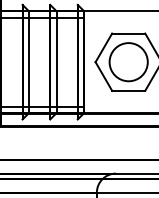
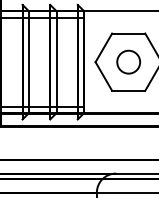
circle diameter: 38 px -> 23 px (128, 61)
